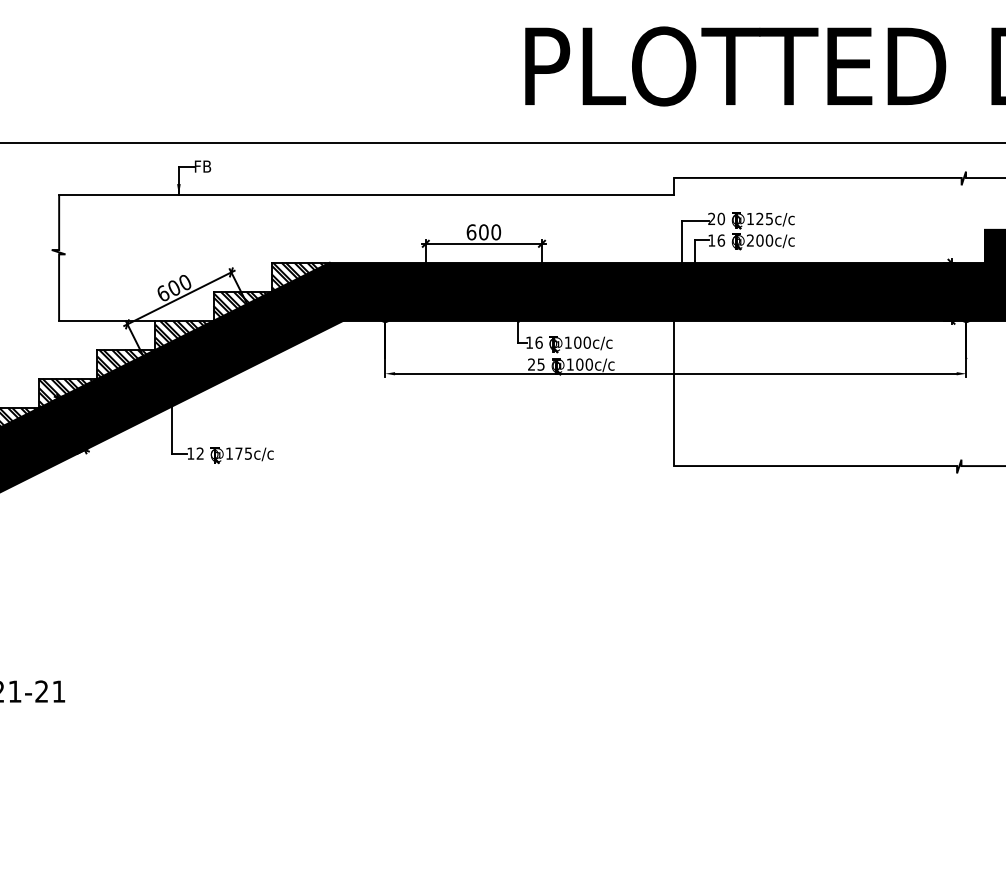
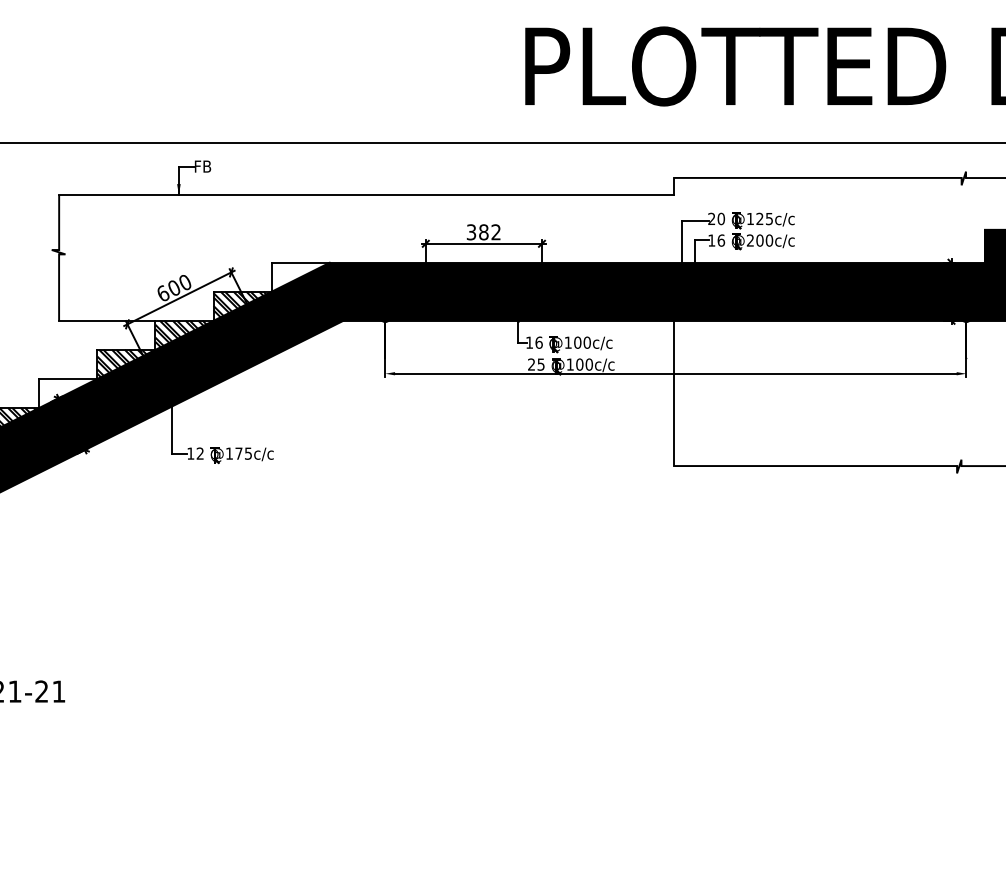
text: 600 -> 382 (483, 232)
hatch: present -> none (298, 276)
hatch: present -> none (67, 392)
